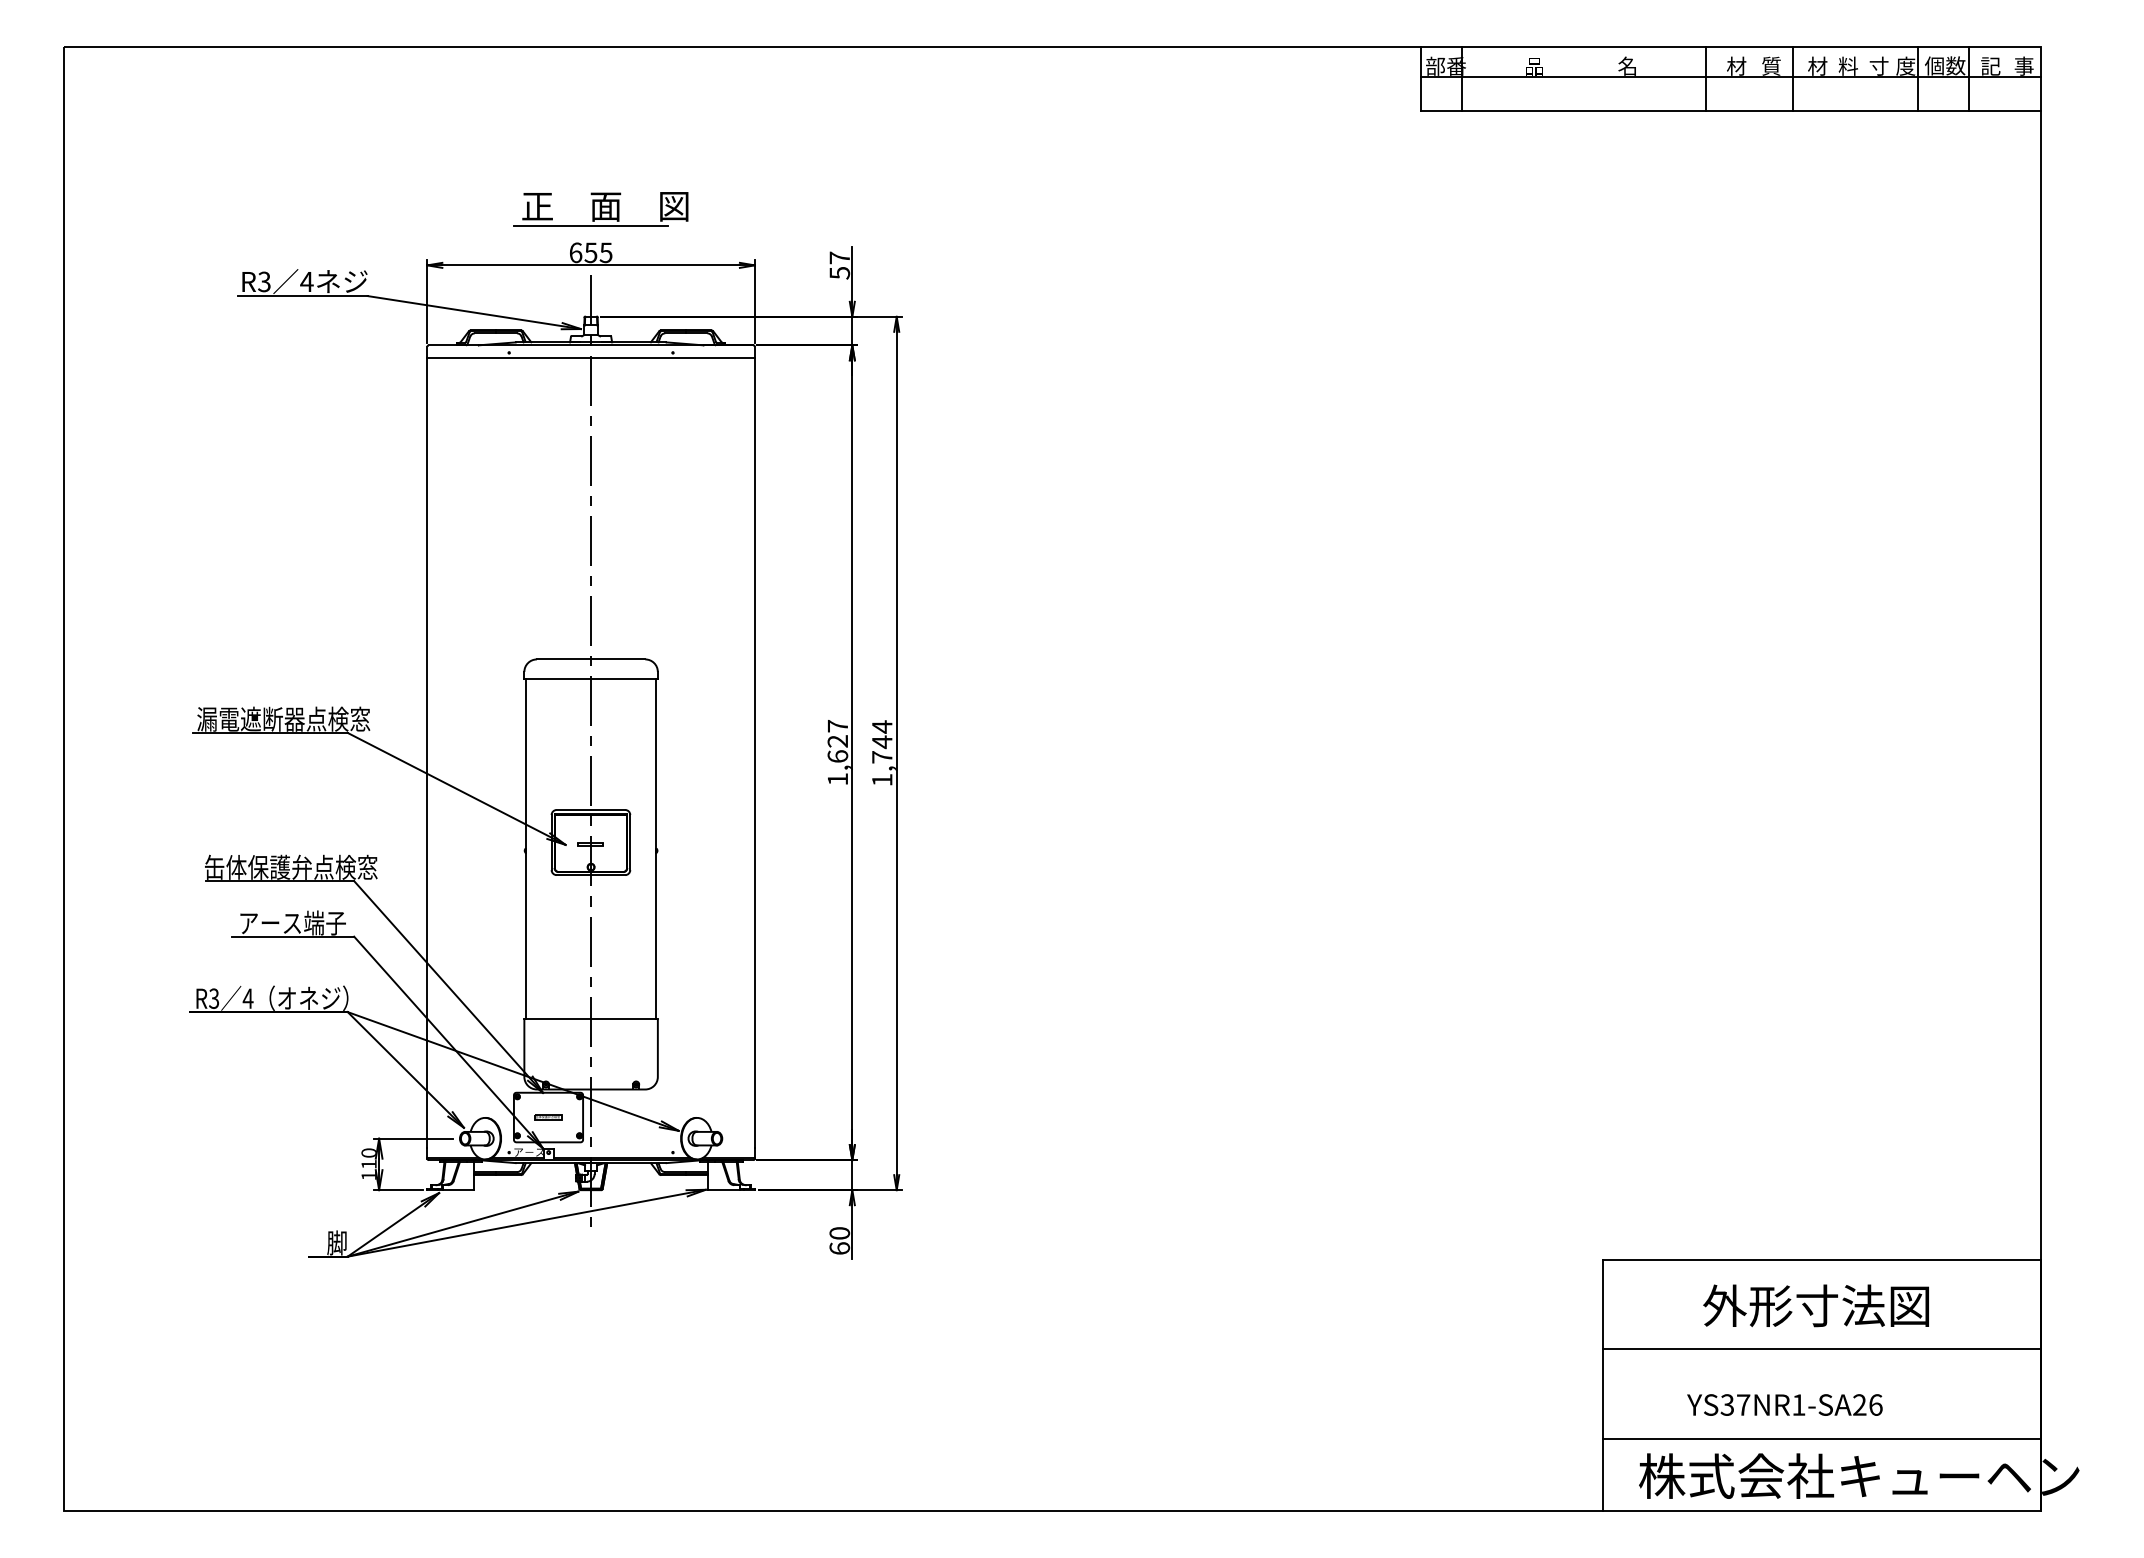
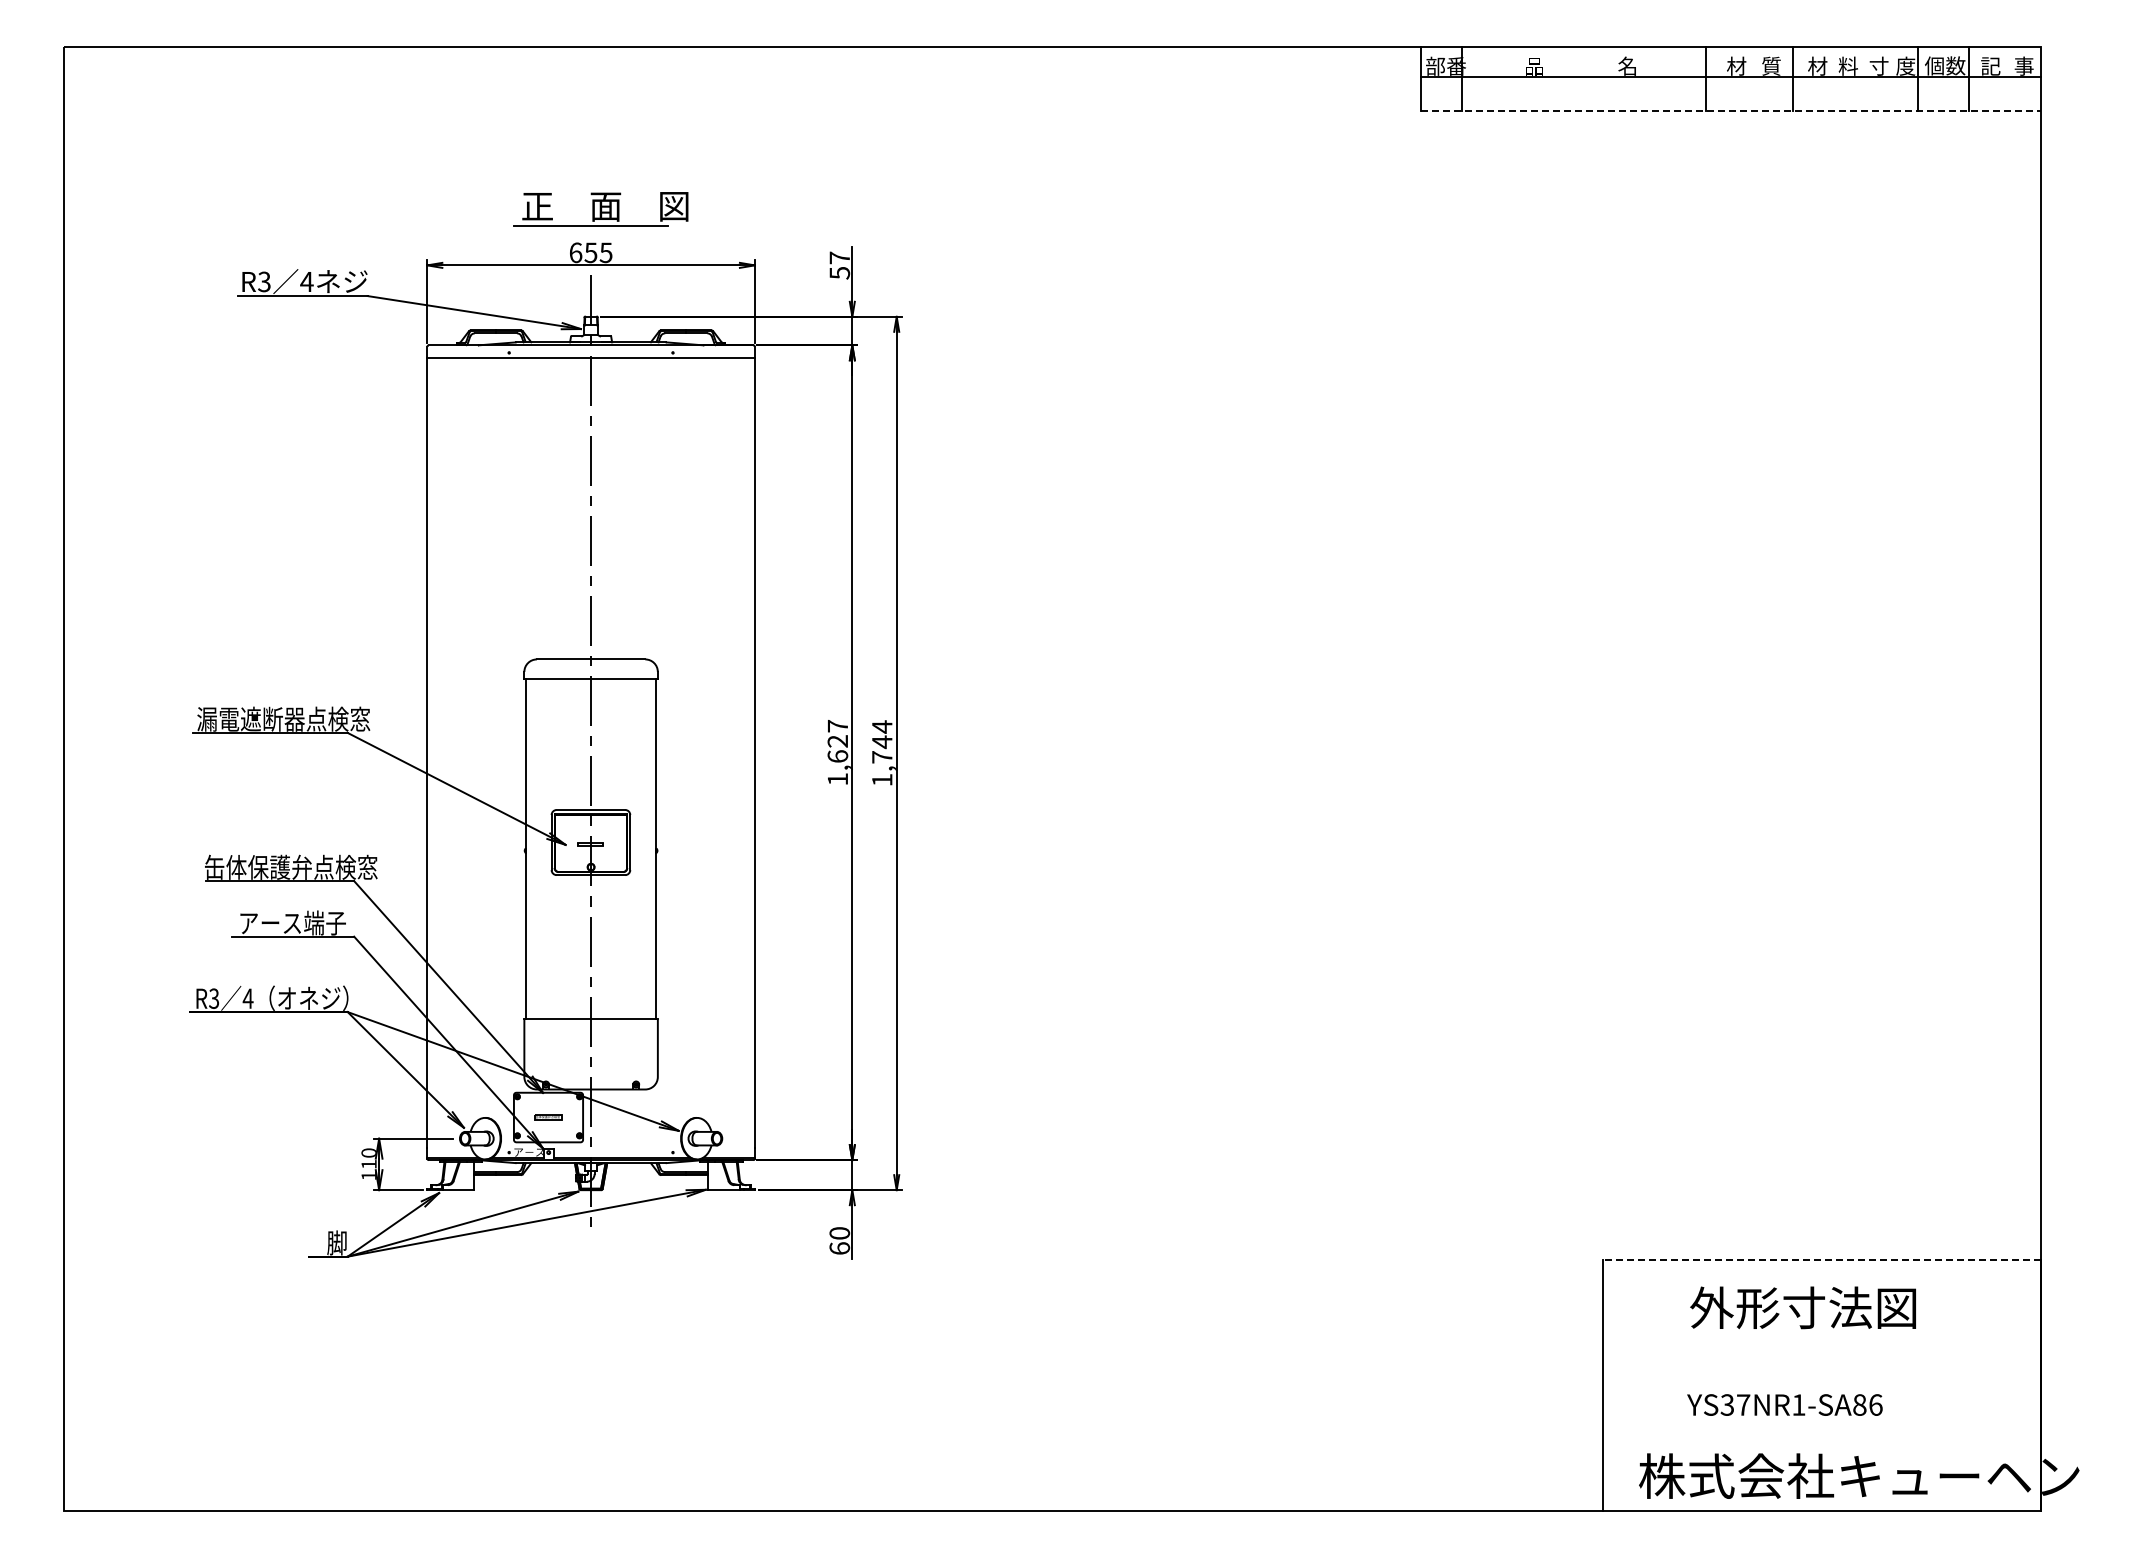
line: solid -> dashed (1731, 110)
line: solid -> dashed (1822, 1259)
text position: (1815, 1305) -> (1802, 1307) (1802, 1307)
line: present -> none (1822, 1349)
text: YS37NR1-SA26 -> YS37NR1-SA86 (1859, 1404)
line: present -> none (1822, 1439)
